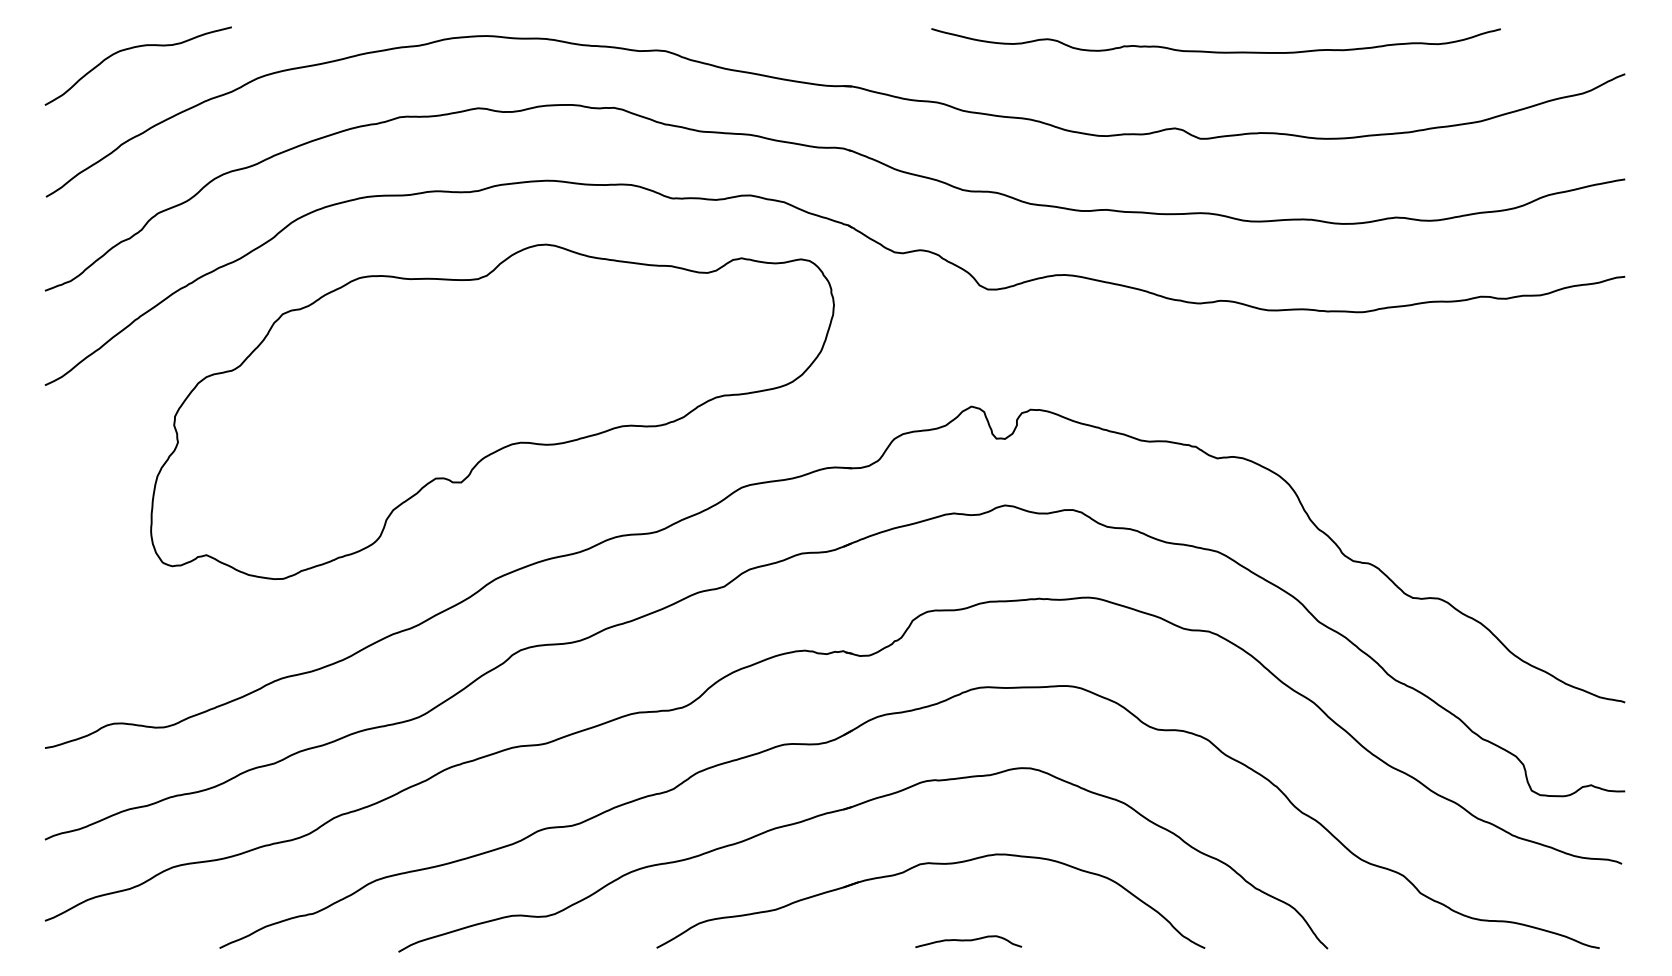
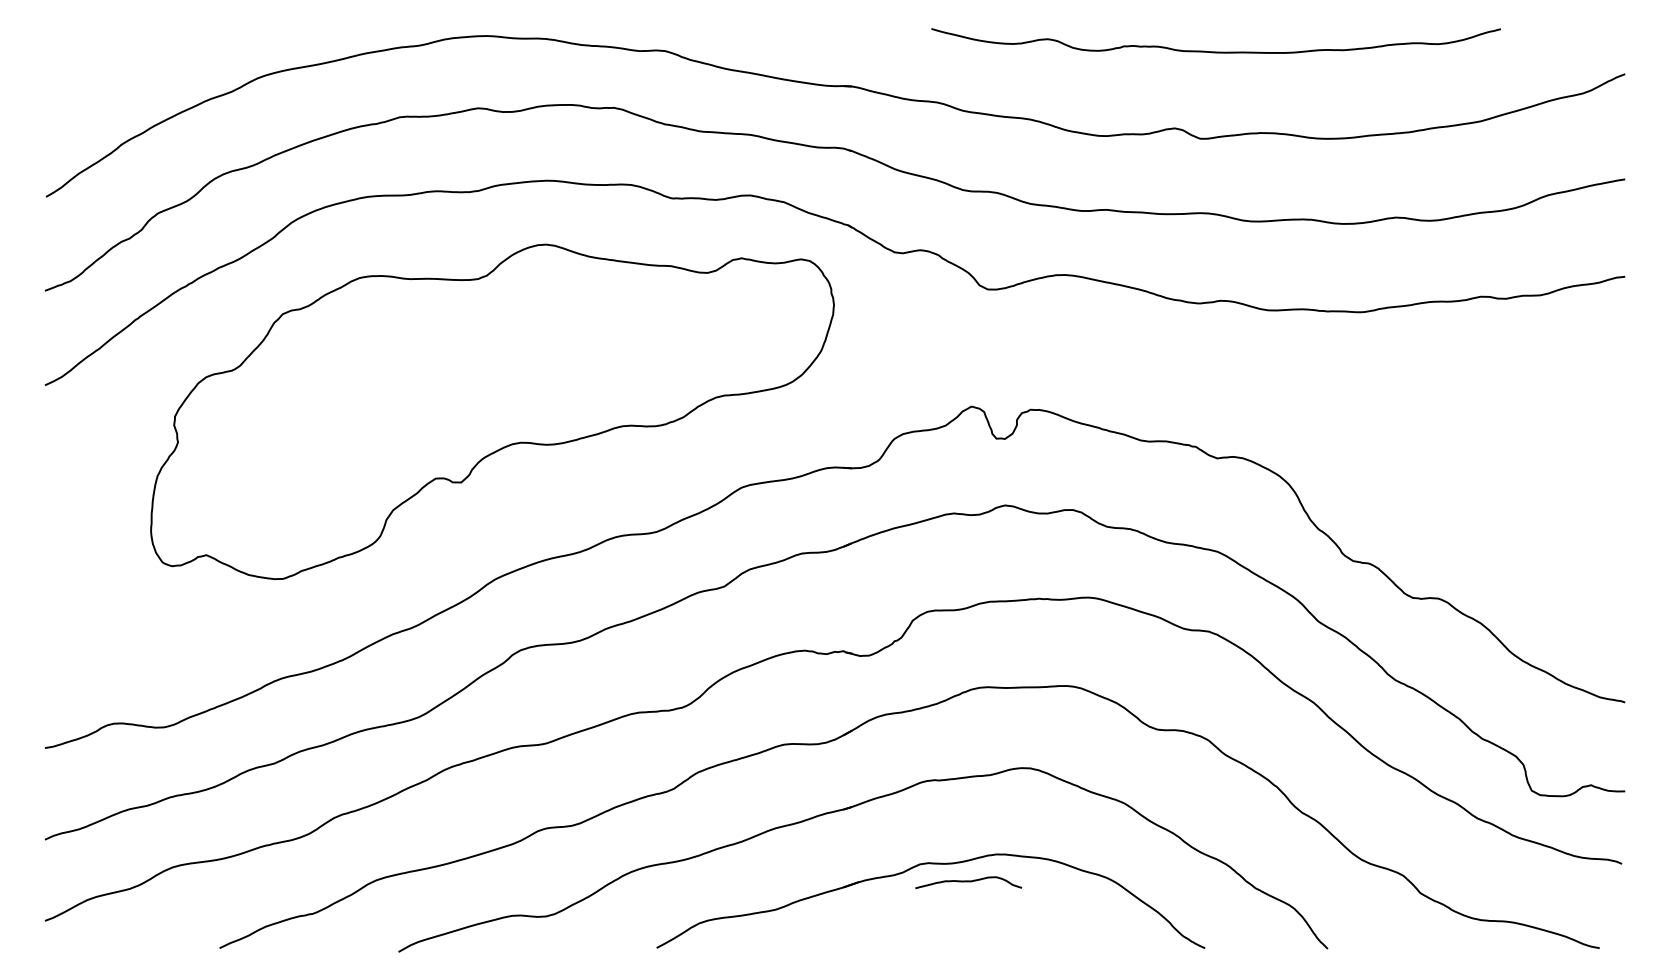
curve: present -> none (134, 48)
curve position: (968, 941) -> (968, 882) (968, 882)
